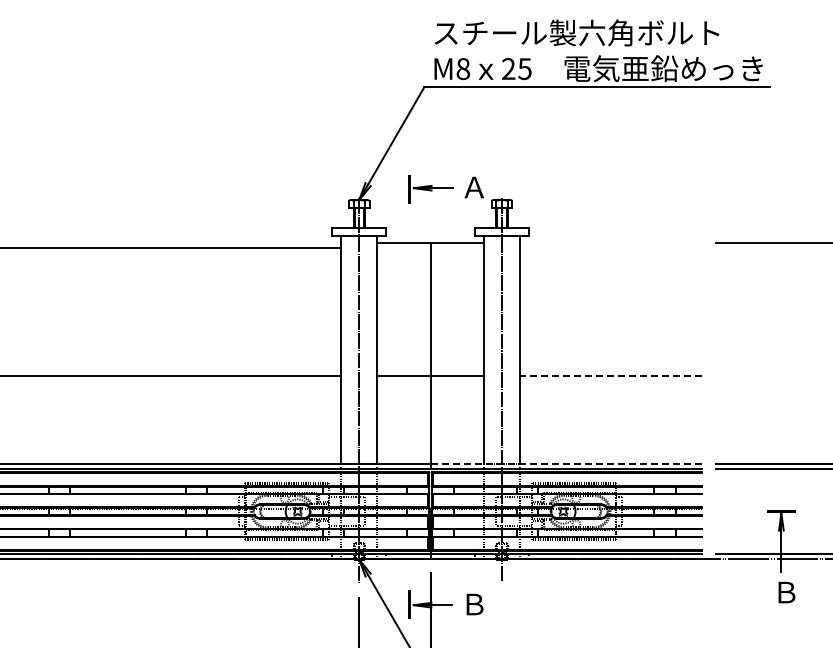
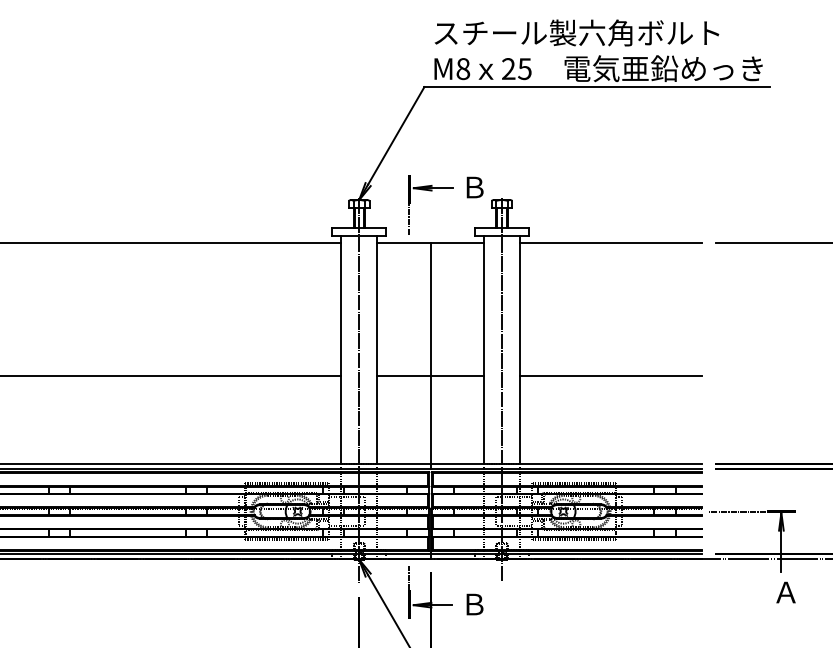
text: Ａ -> Ｂ (473, 187)
line: none -> present (409, 218)
line: none -> present (610, 243)
line position: (171, 248) -> (171, 243) (171, 243)
line: dashed -> solid (610, 375)
line: dashed -> solid (566, 464)
line: none -> present (736, 511)
line: none -> present (409, 577)
text: Ｂ -> Ａ (785, 592)
